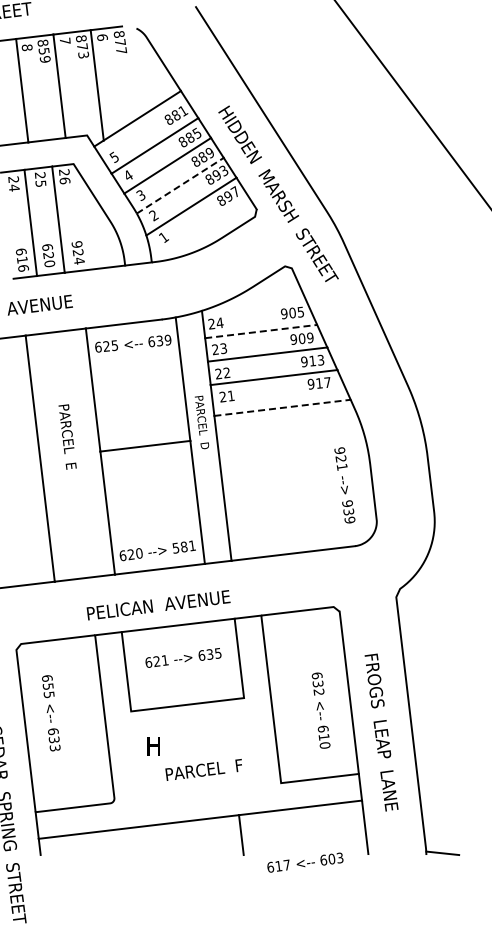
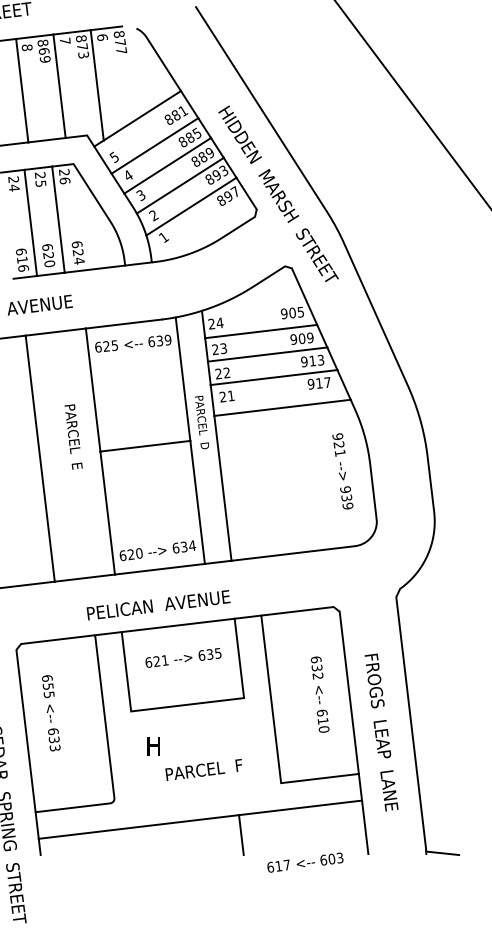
text: 859 -> 869 (43, 51)
line: dashed -> solid (180, 185)
text: 924 -> 624 (76, 244)
line: dashed -> solid (261, 331)
line: dashed -> solid (282, 407)
text position: (67, 436) -> (73, 436) (73, 436)
text position: (344, 485) -> (342, 471) (342, 471)
text: 581 -> 634 (184, 546)
text position: (320, 710) -> (319, 694) (319, 694)
